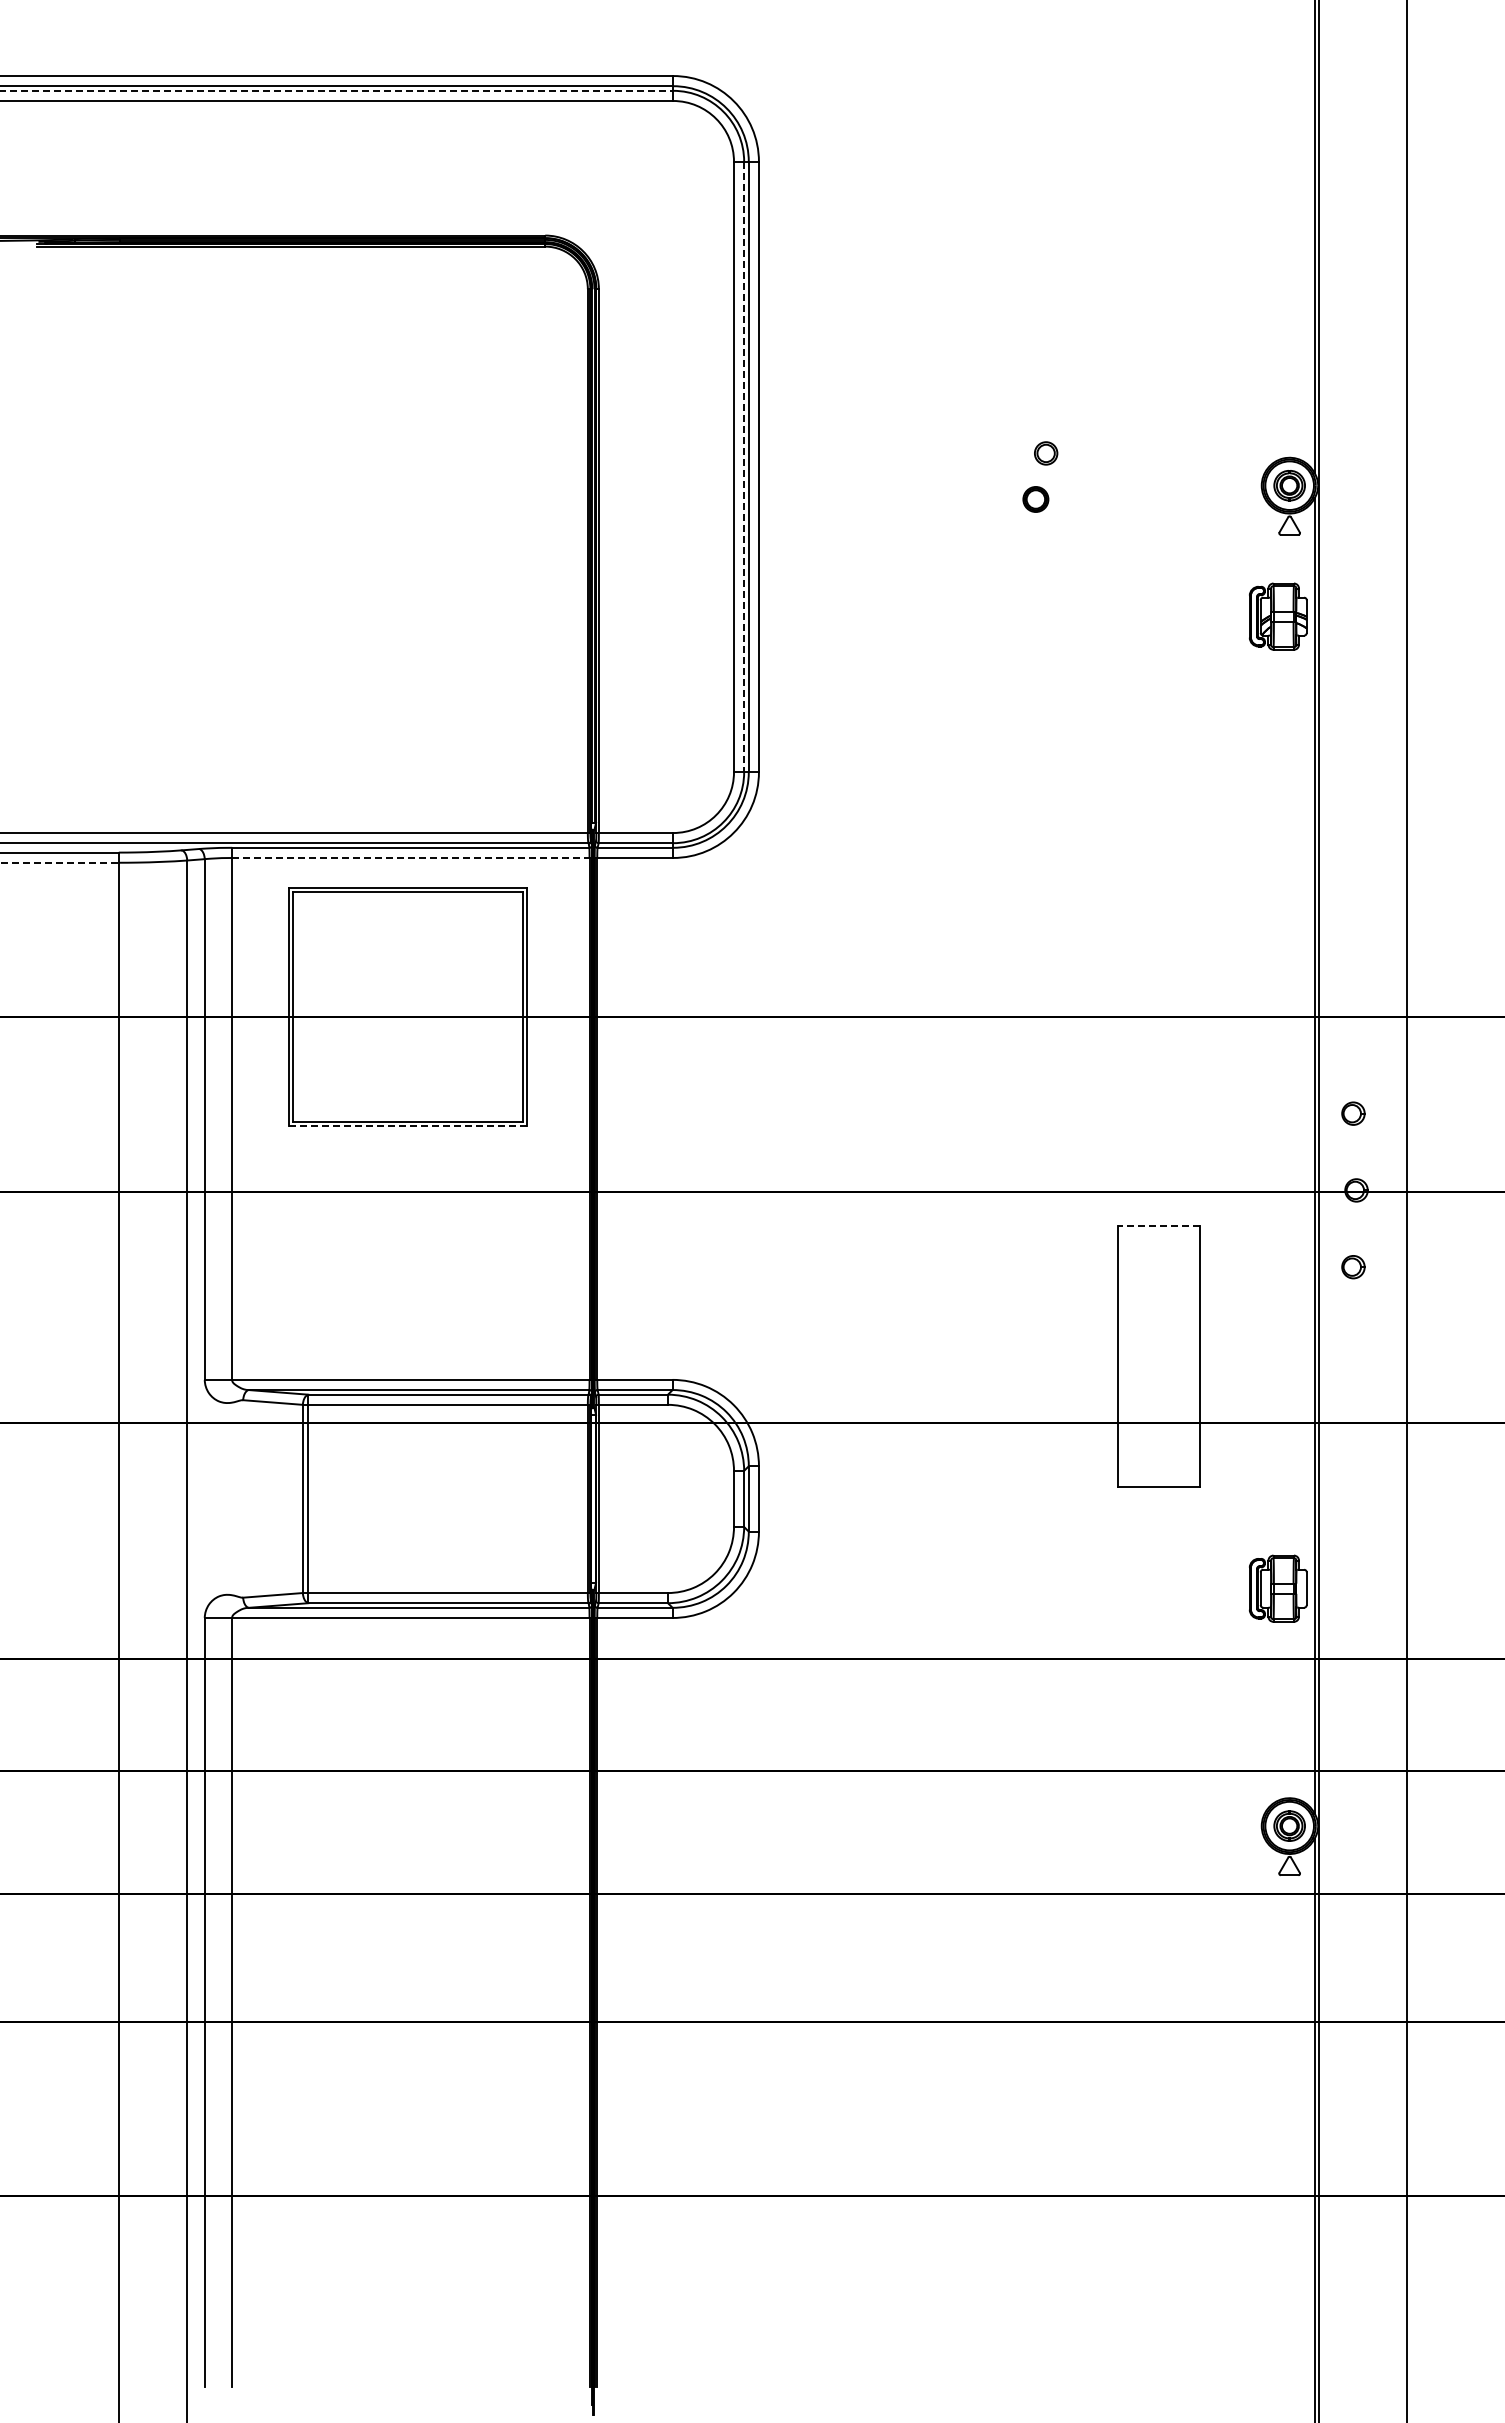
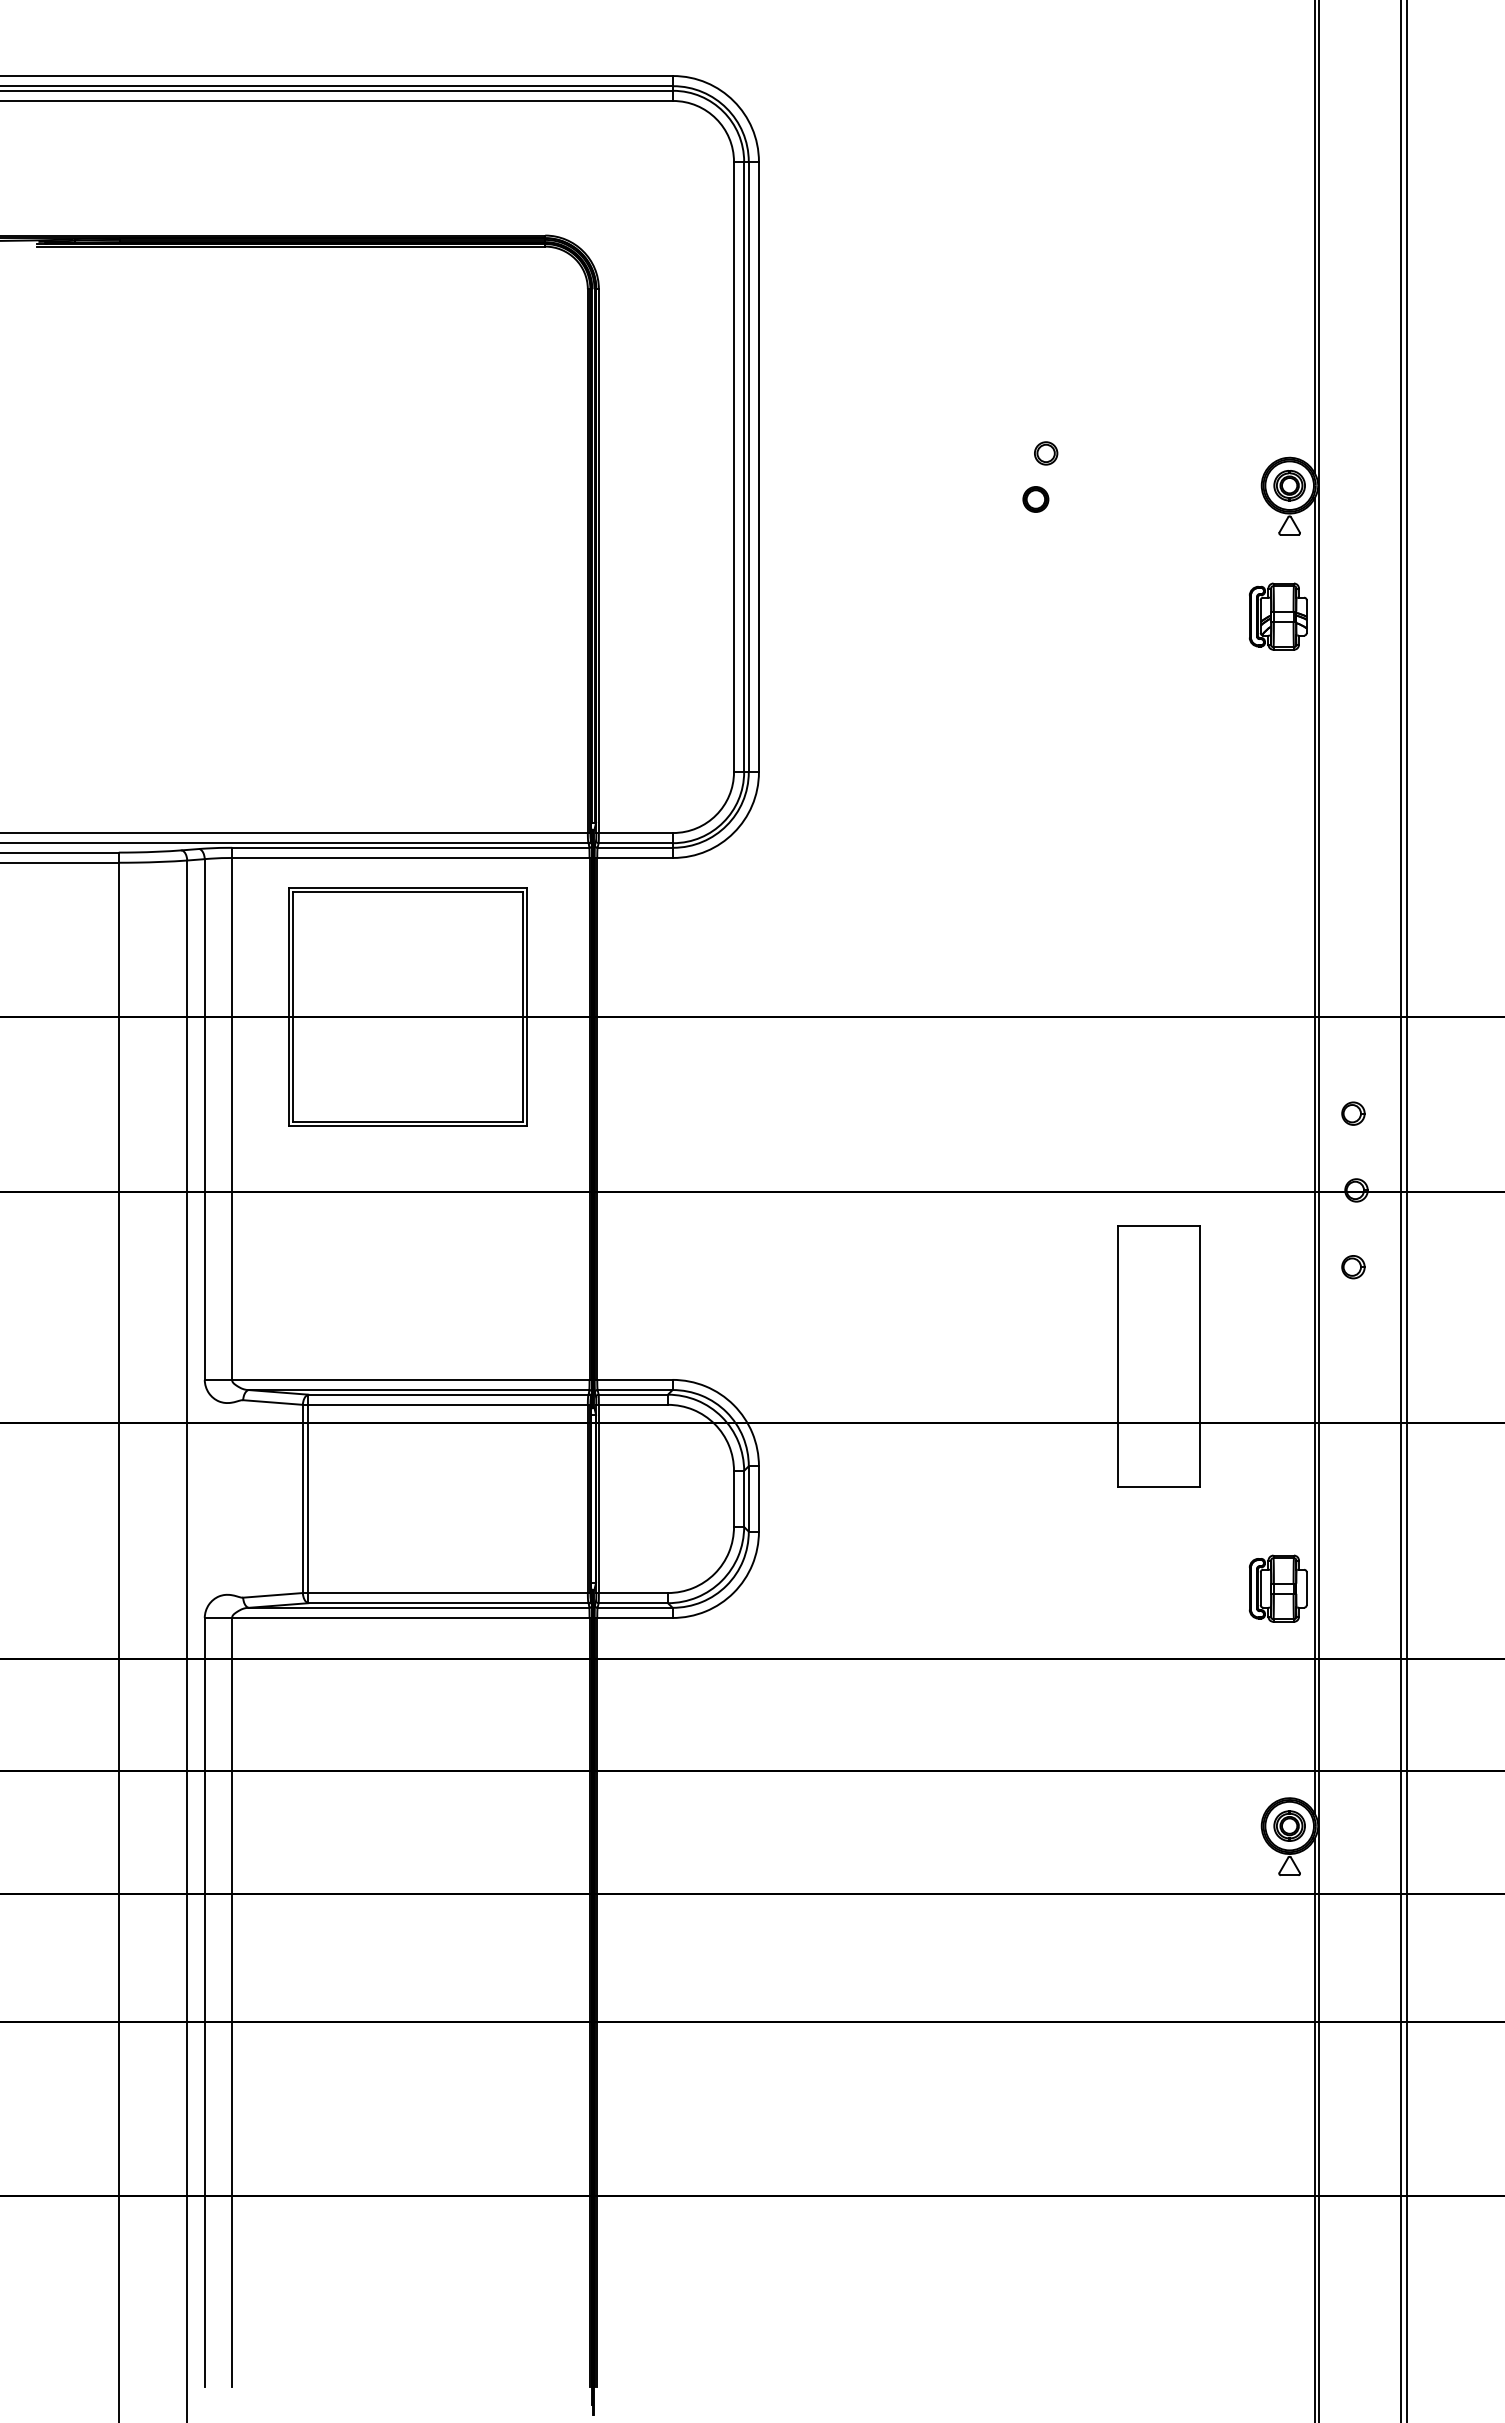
line: dashed -> solid (337, 90)
line: dashed -> solid (744, 467)
line: dashed -> solid (412, 857)
line: dashed -> solid (59, 862)
line: dashed -> solid (407, 1126)
line: none -> present (1400, 1210)
line: dashed -> solid (1158, 1225)
